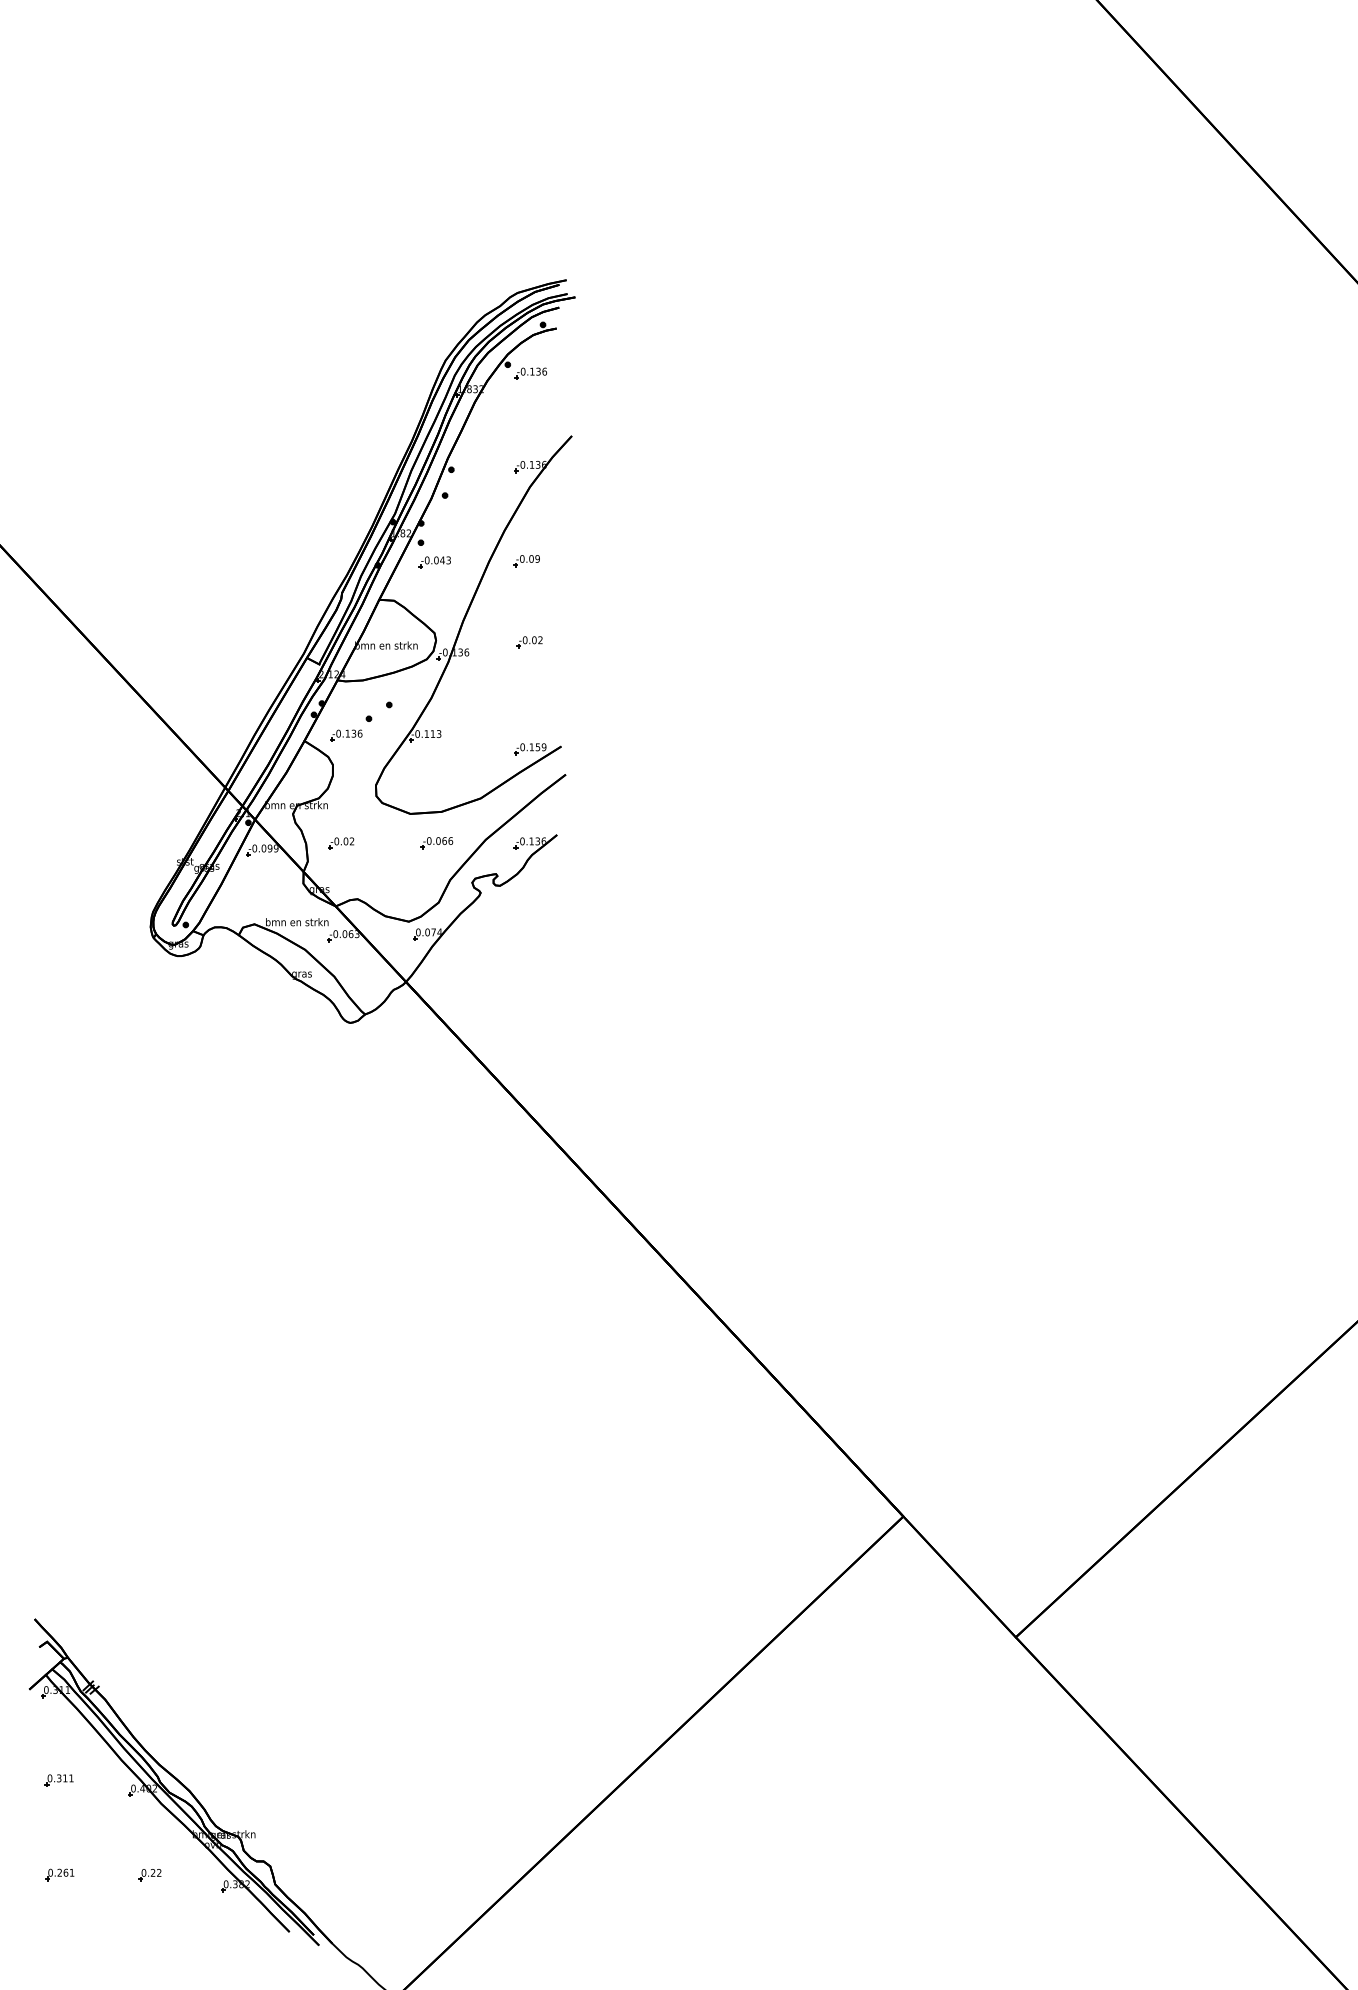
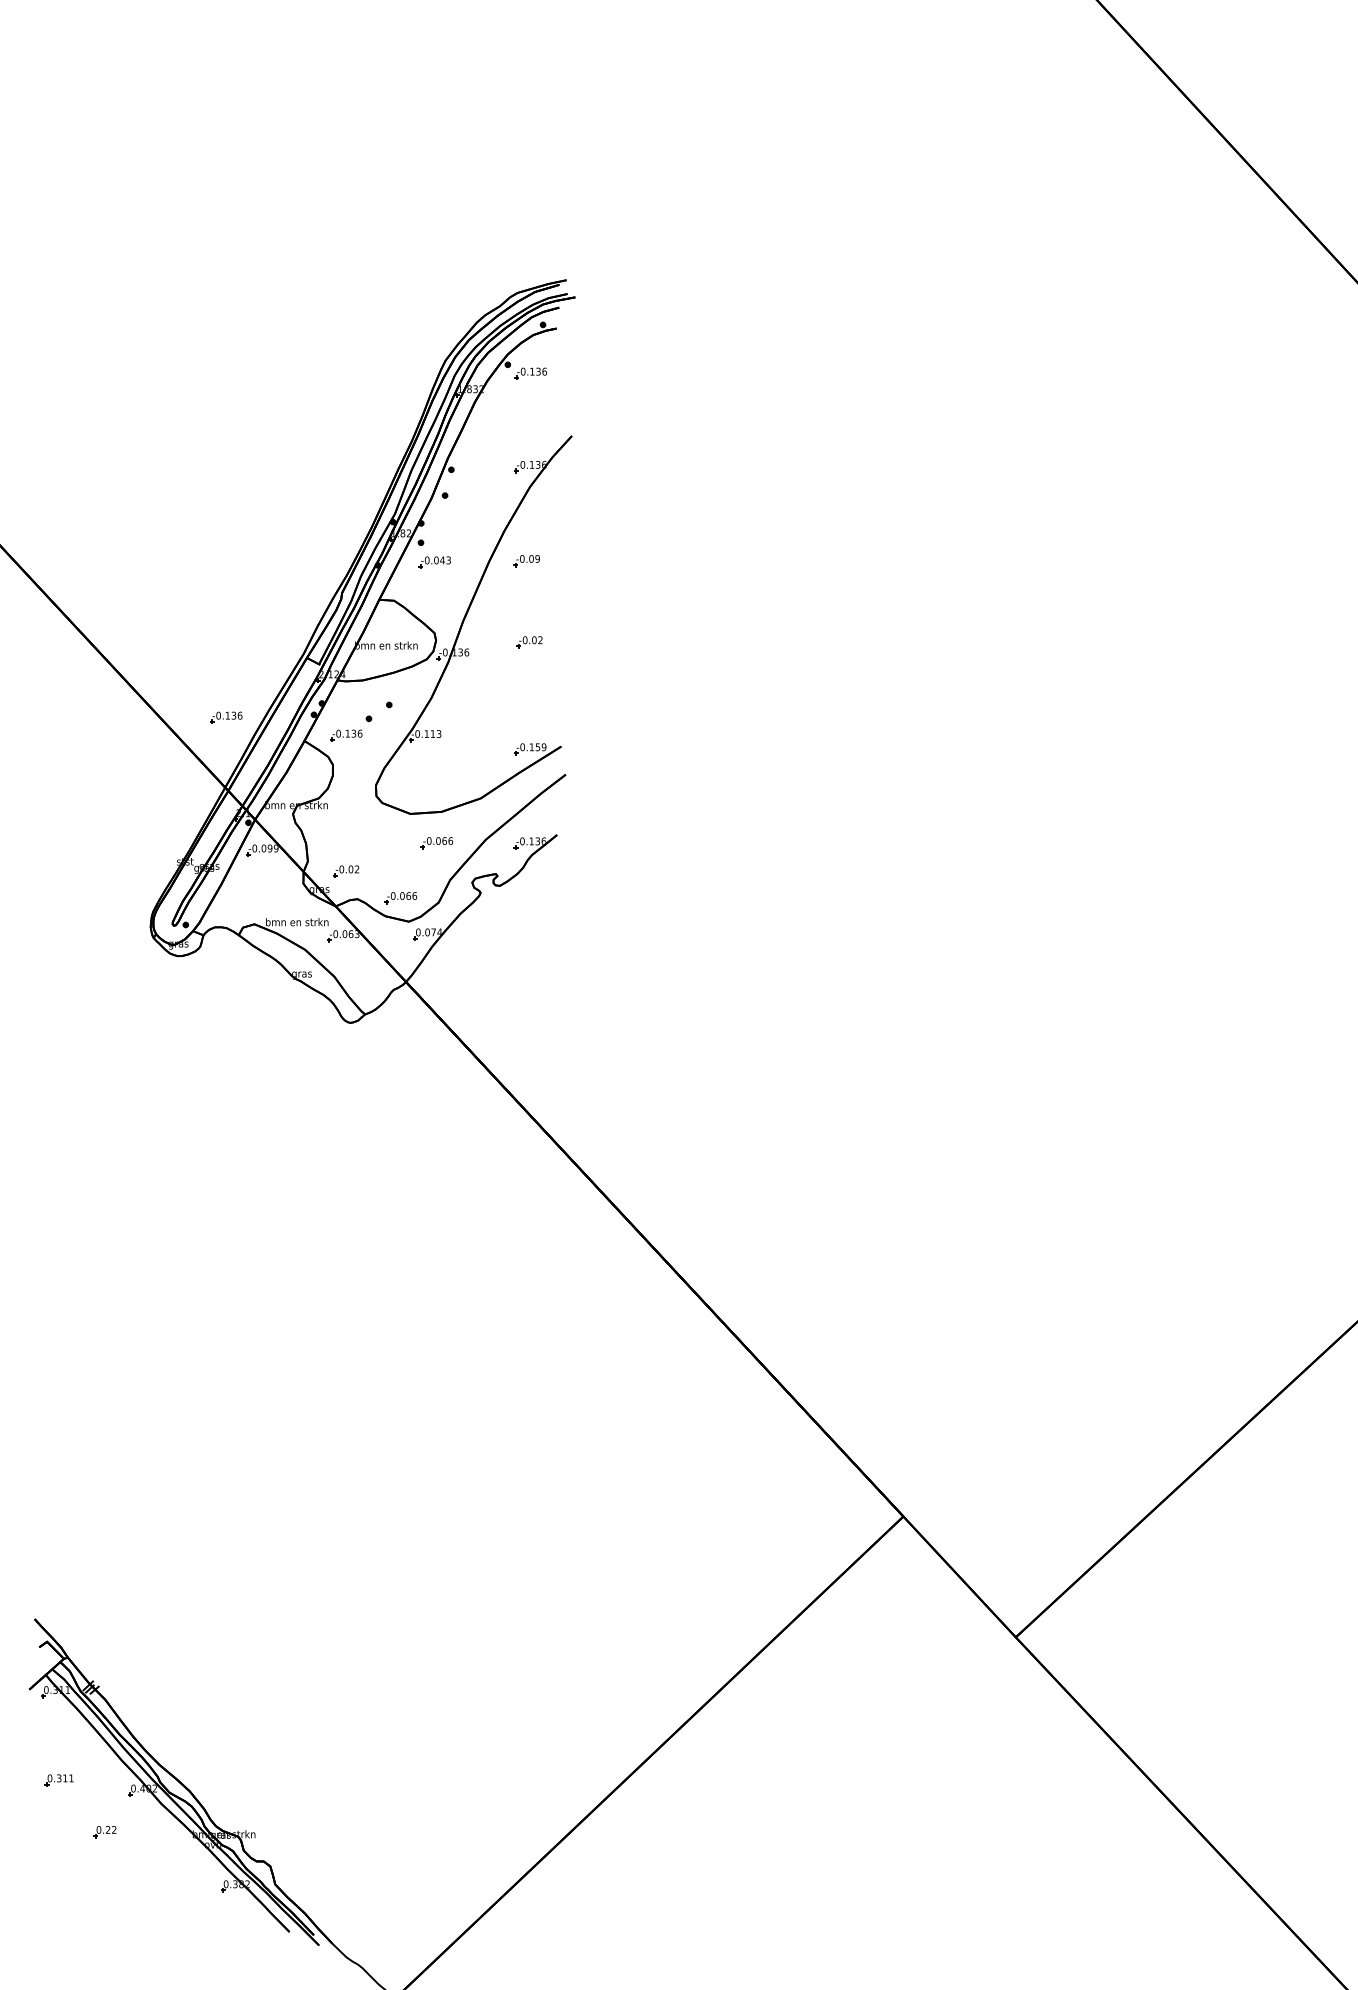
part: none -> present (226, 717)
part position: (341, 843) -> (346, 871) (346, 871)
part: none -> present (400, 898)
part: present -> none (59, 1874)
part position: (149, 1875) -> (104, 1832) (104, 1832)
